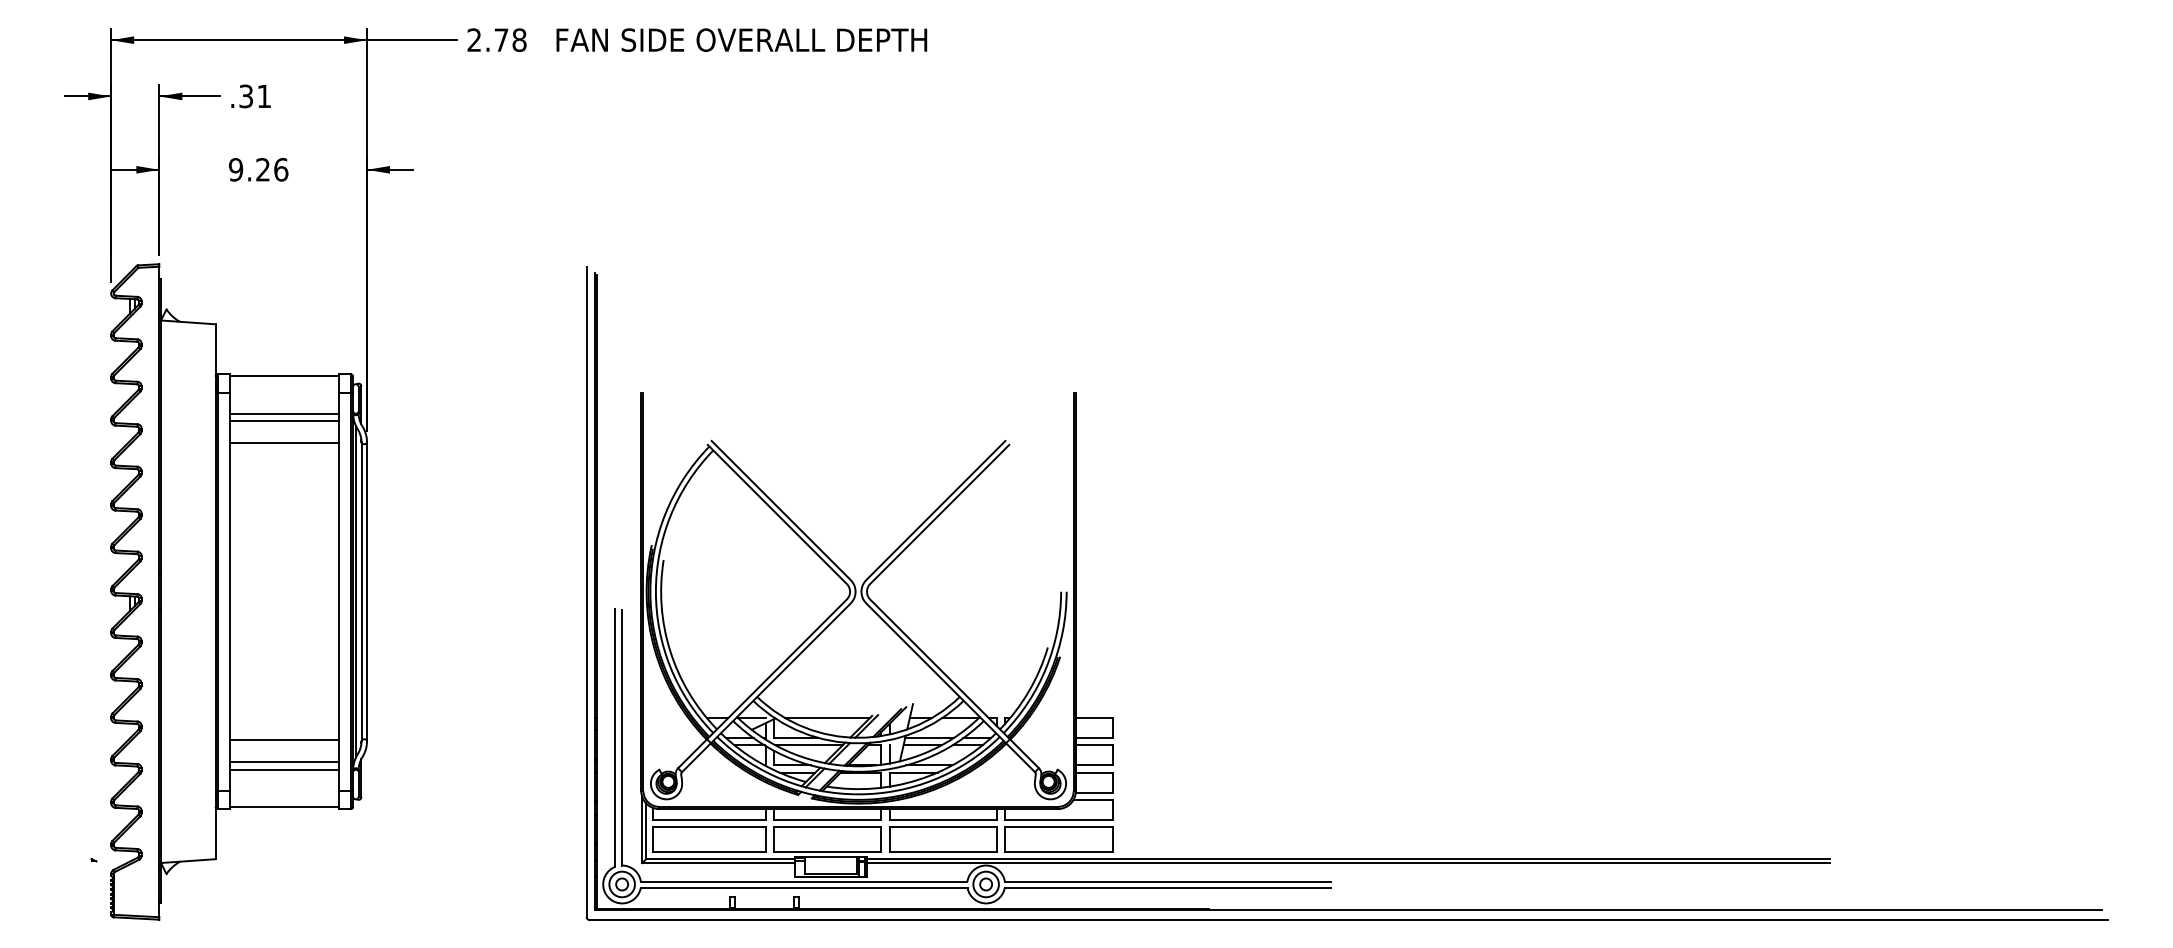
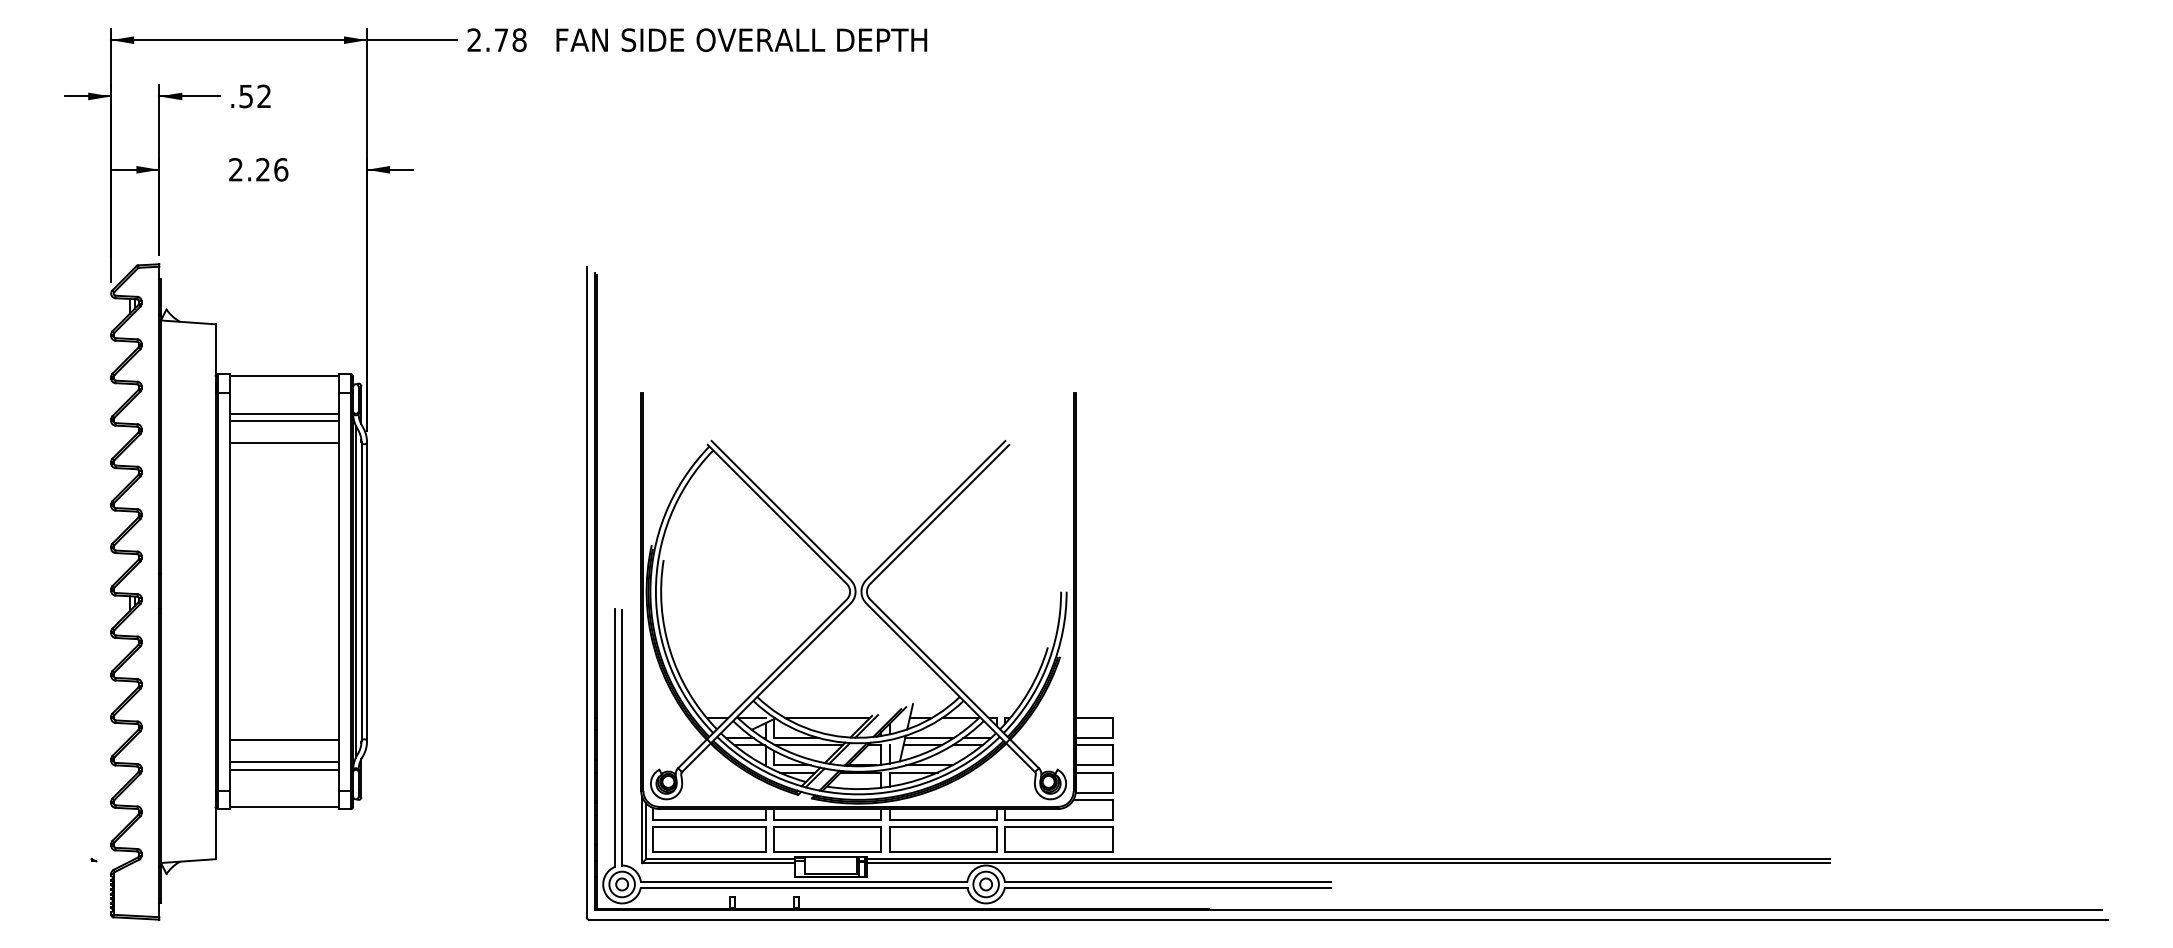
text: .31 -> .52 (255, 95)
text: 9.26 -> 2.26 (236, 169)
